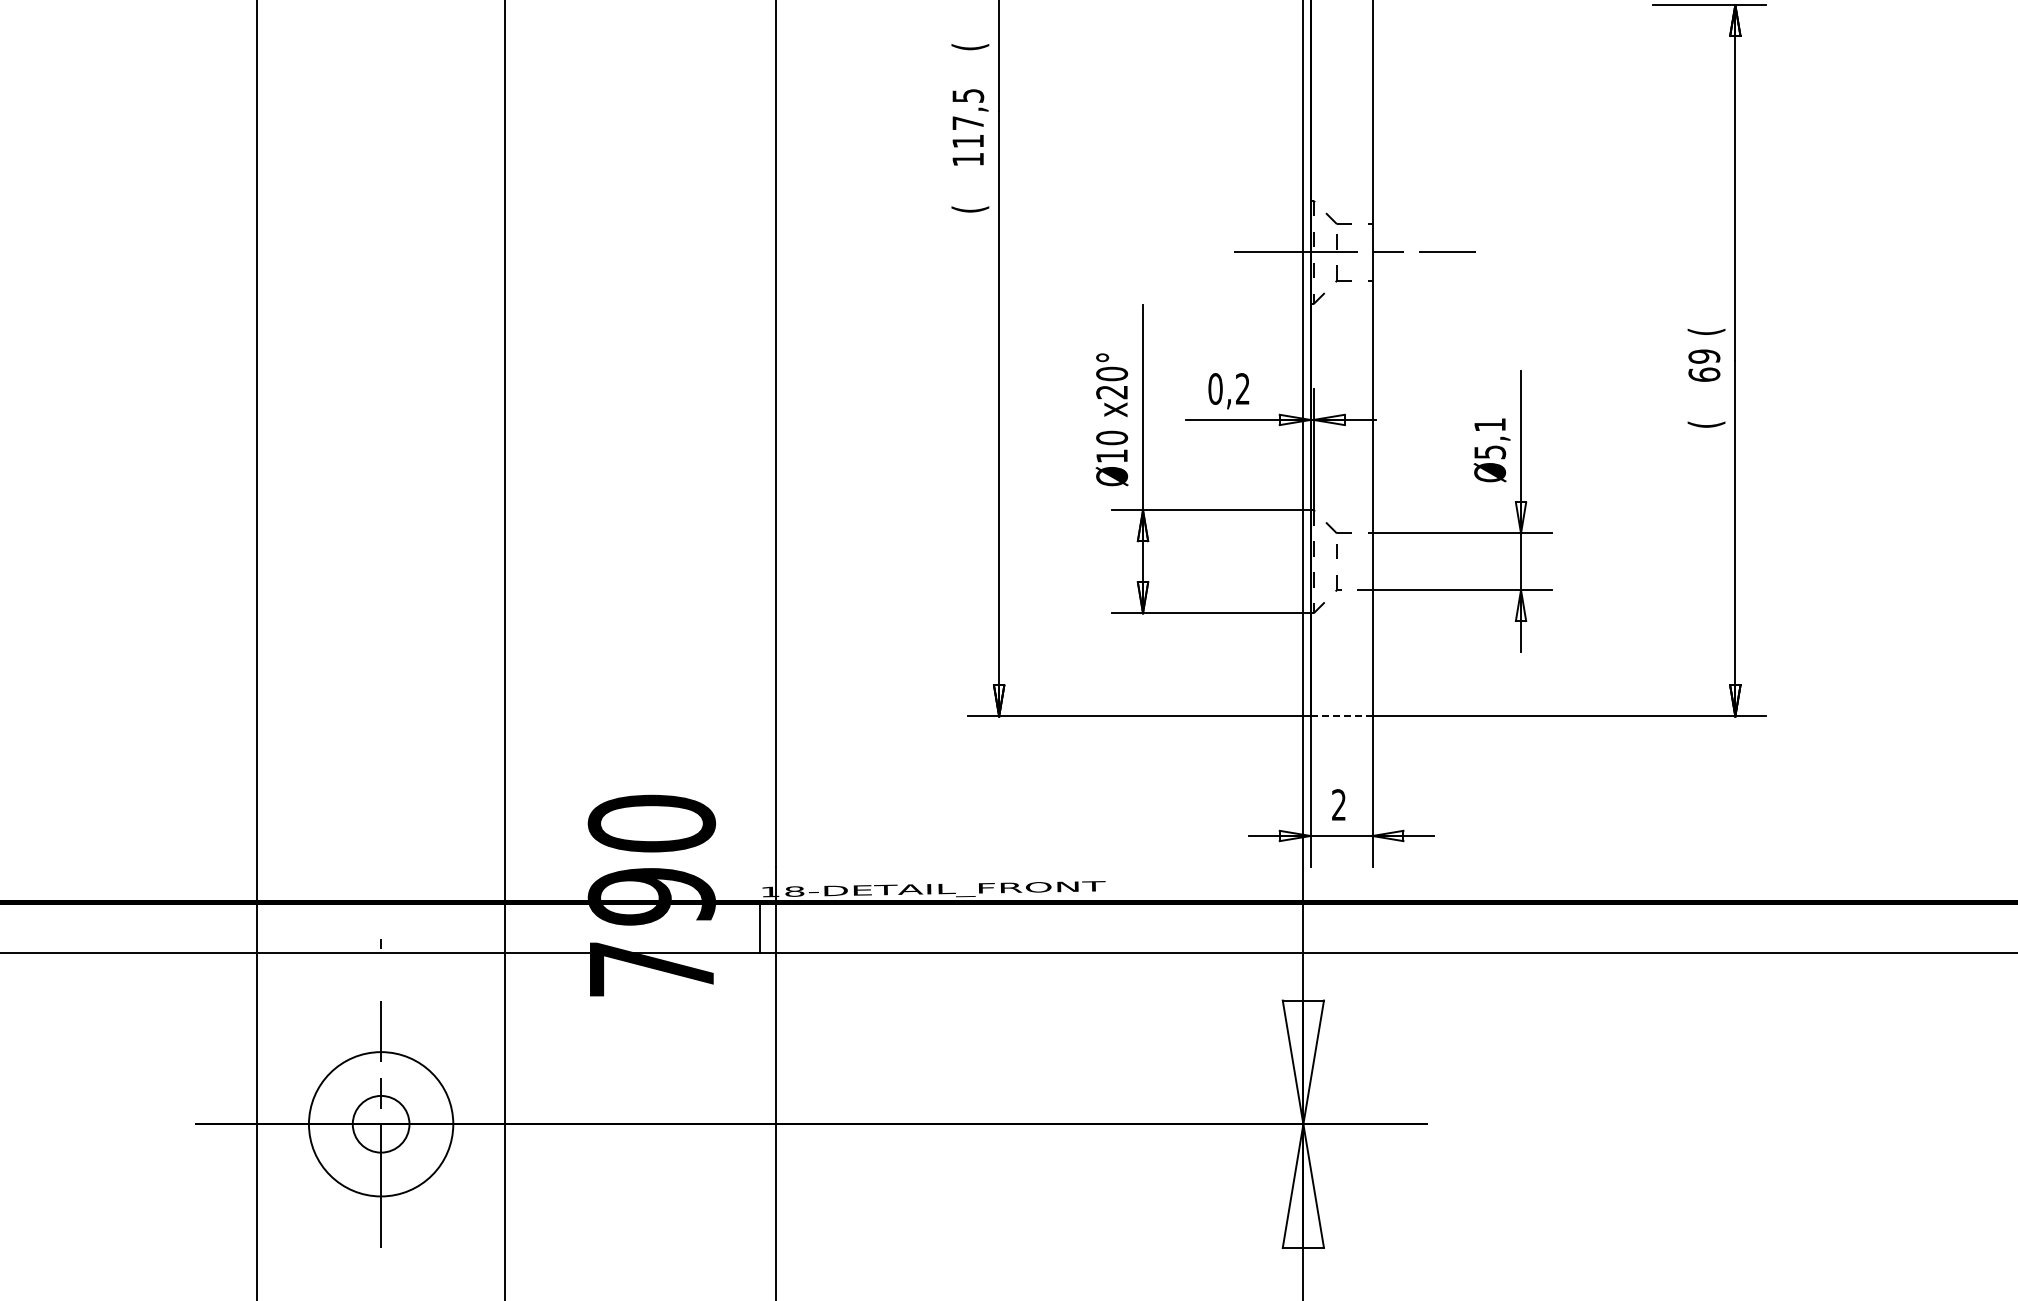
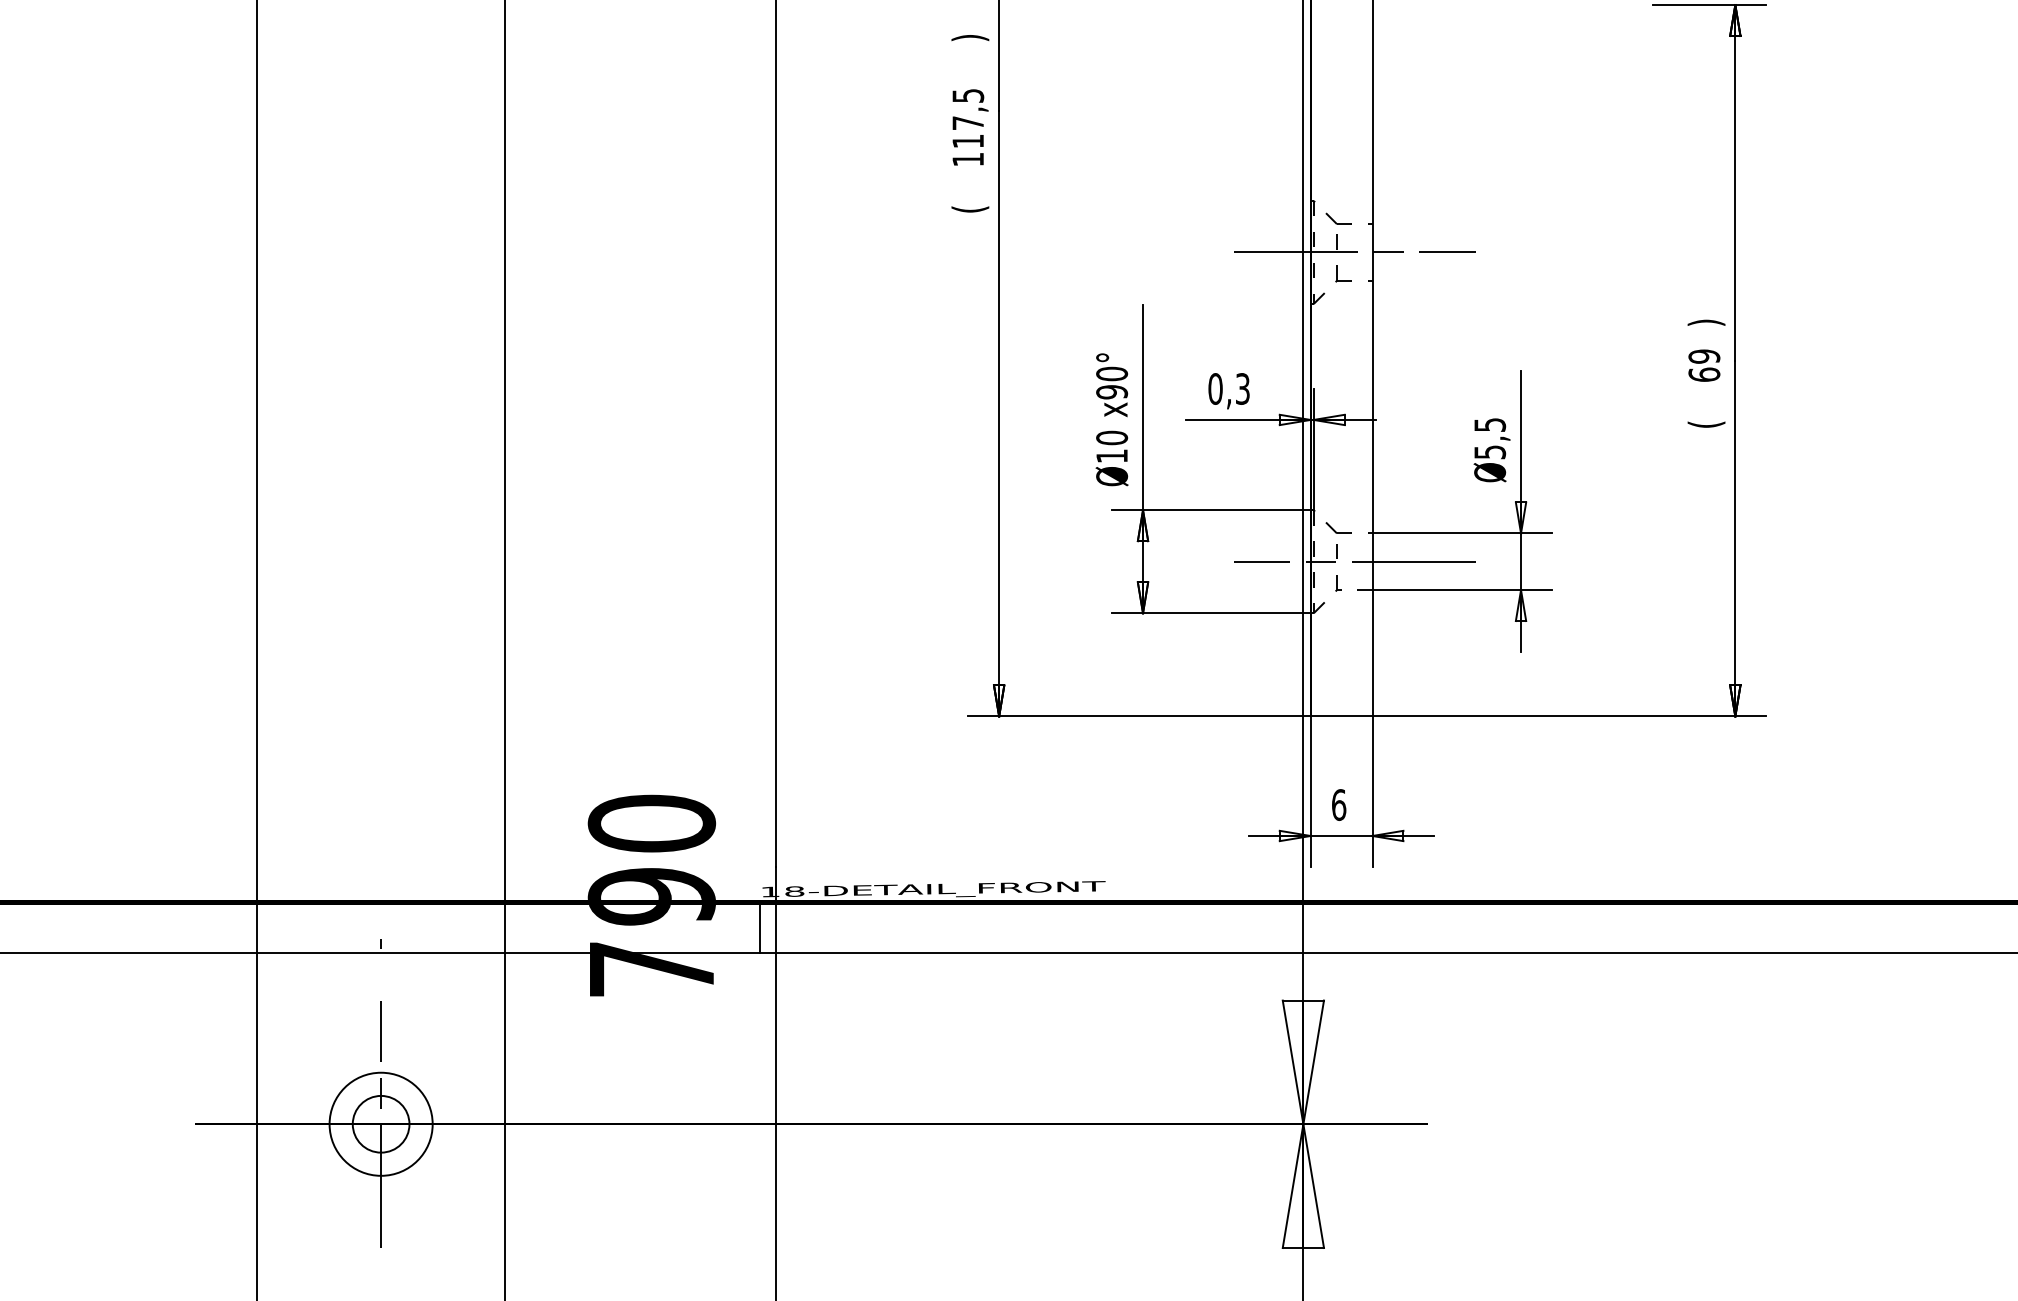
text: ( -> ) (970, 42)
text: ( -> ) (1706, 326)
text: 0,2 -> 0,3 (1242, 388)
text: x20° -> x90° (1112, 392)
text: Ø5,1 -> Ø5,5 (1490, 424)
line: none -> present (1354, 561)
line: dashed -> solid (1341, 716)
text: 2 -> 6 (1339, 804)
circle diameter: 144 px -> 103 px (380, 1123)
